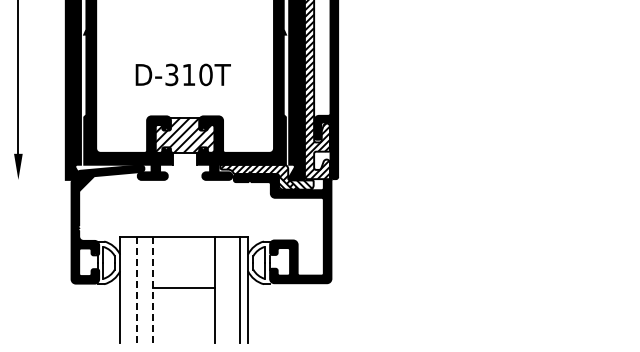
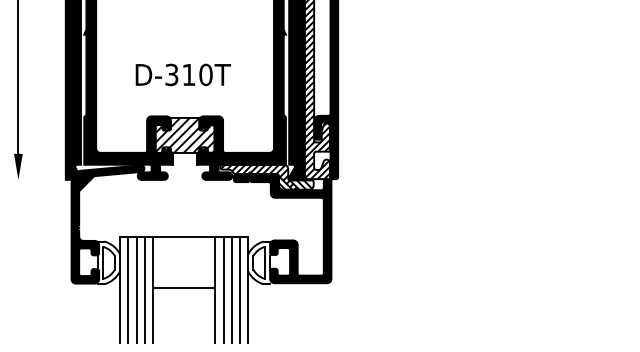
line: none -> present (128, 289)
line: none -> present (144, 289)
line: none -> present (223, 289)
line: none -> present (231, 289)
line: dashed -> solid (136, 290)
line: dashed -> solid (152, 290)
